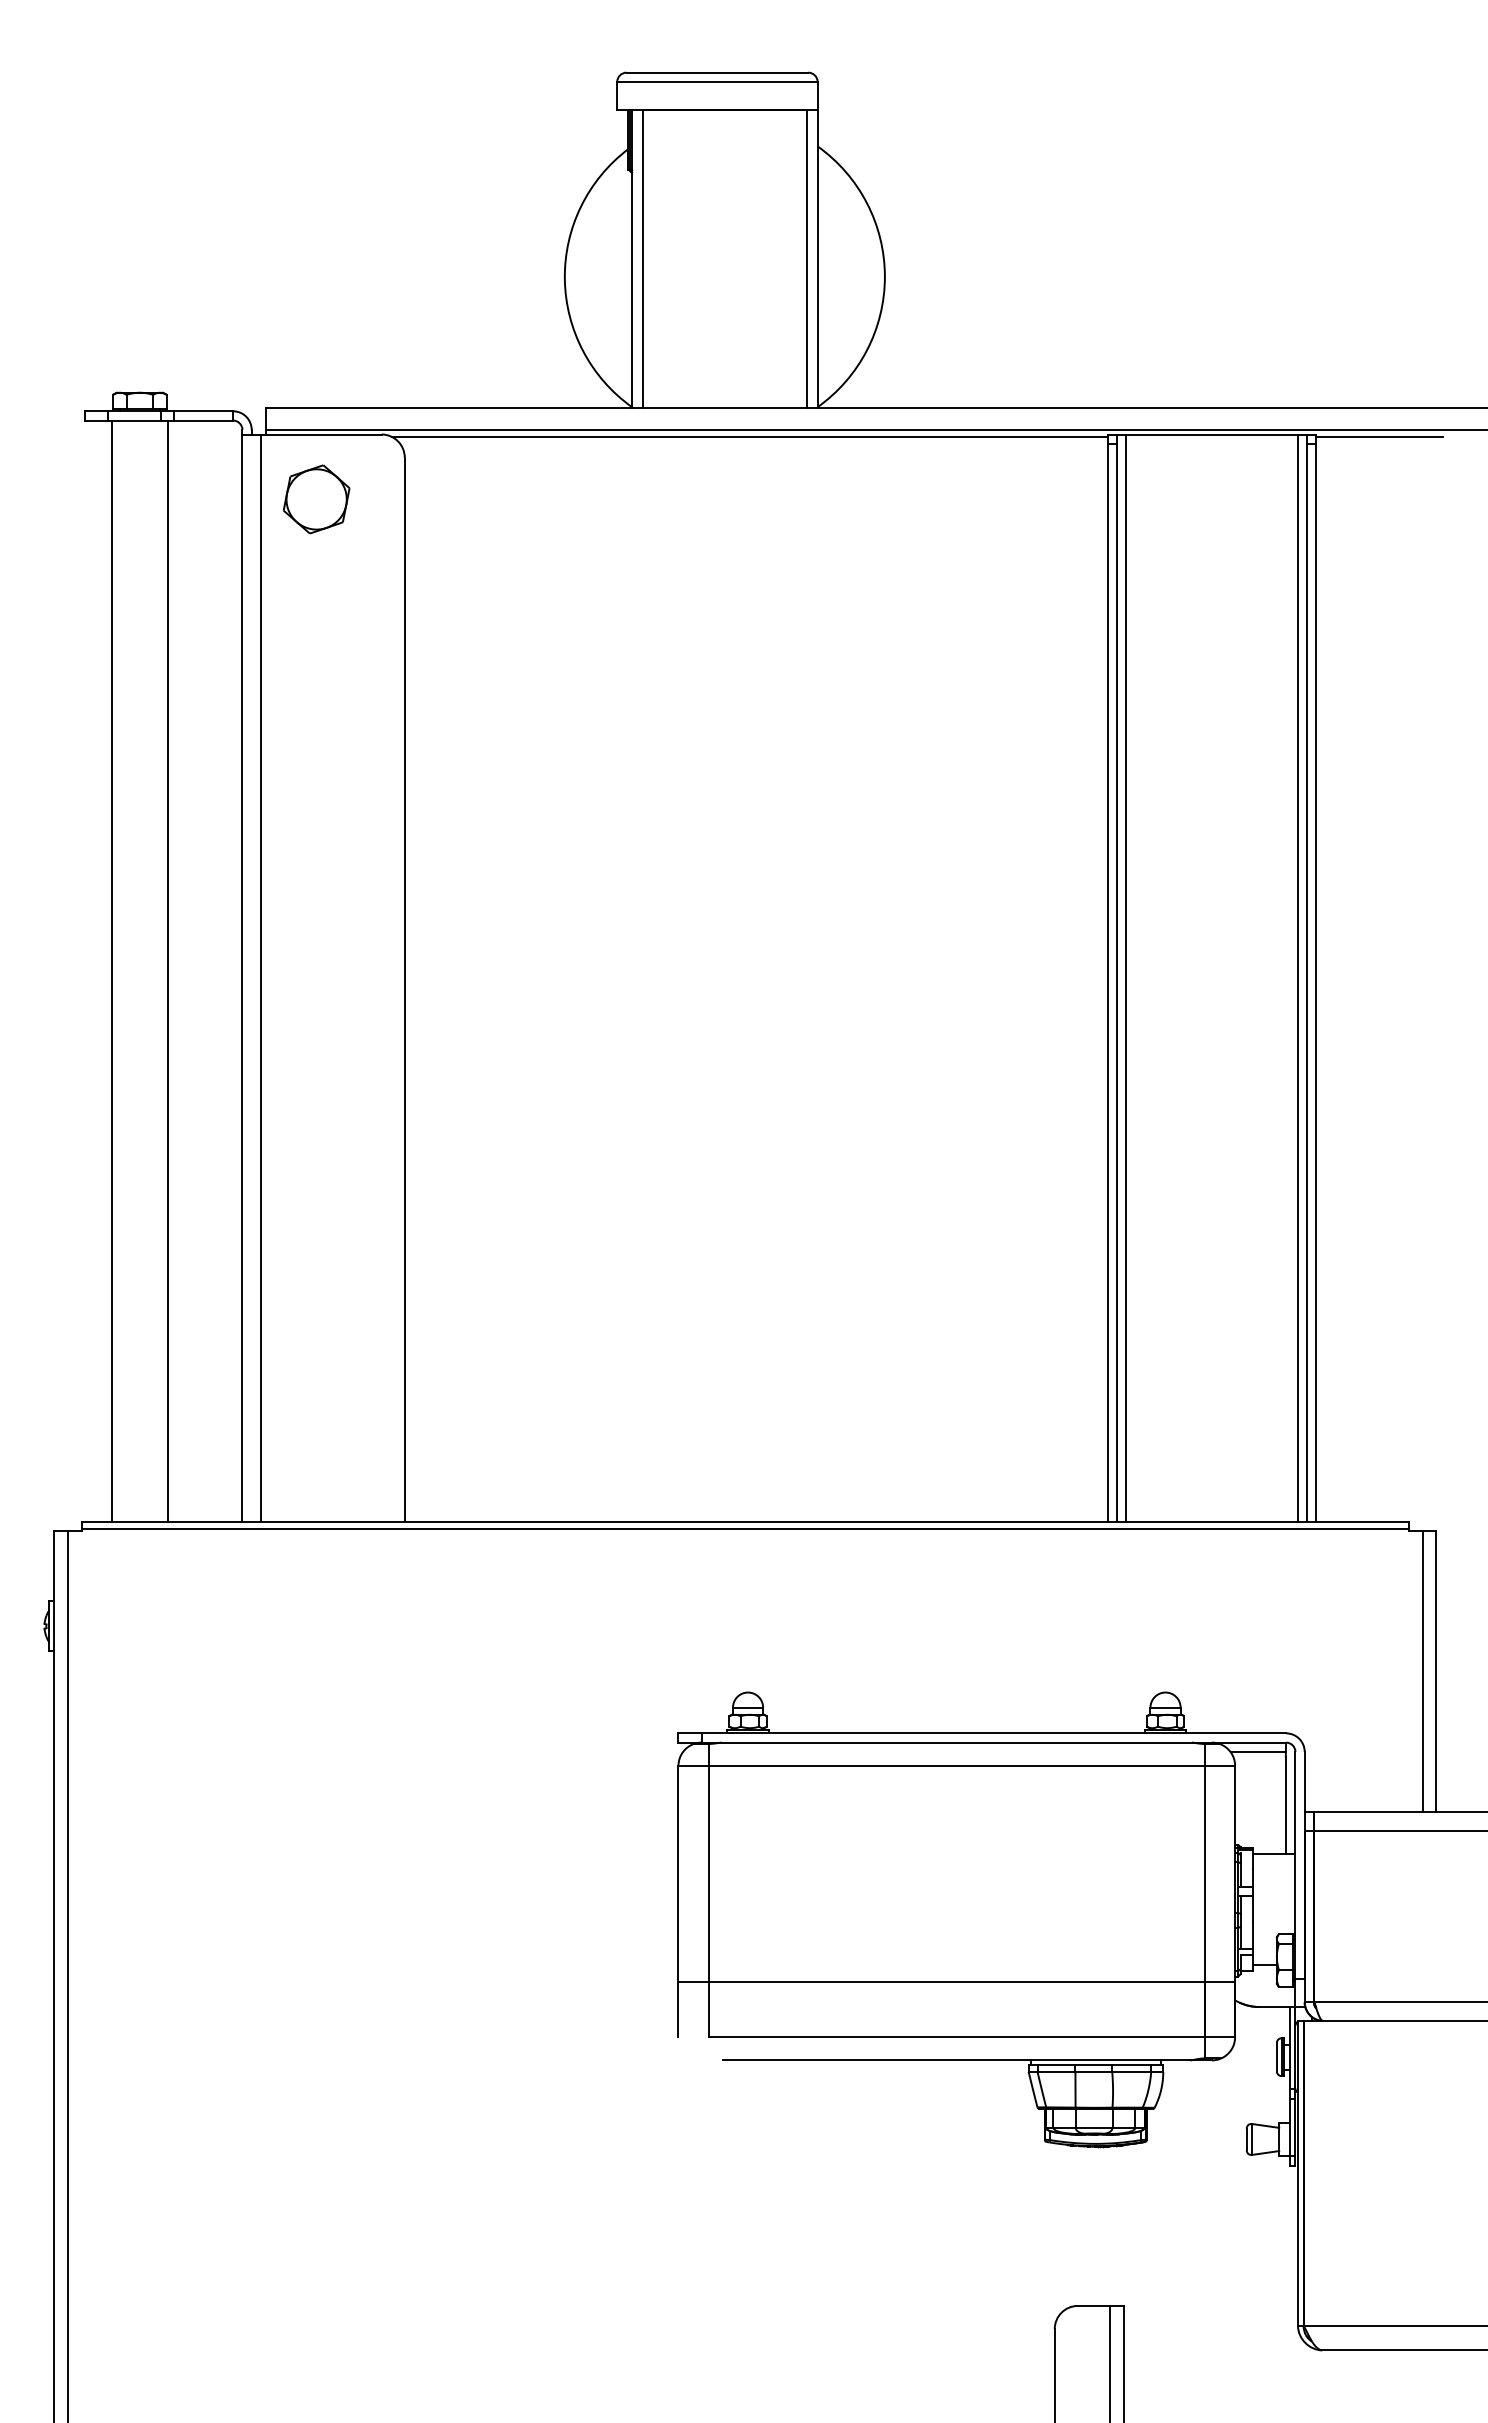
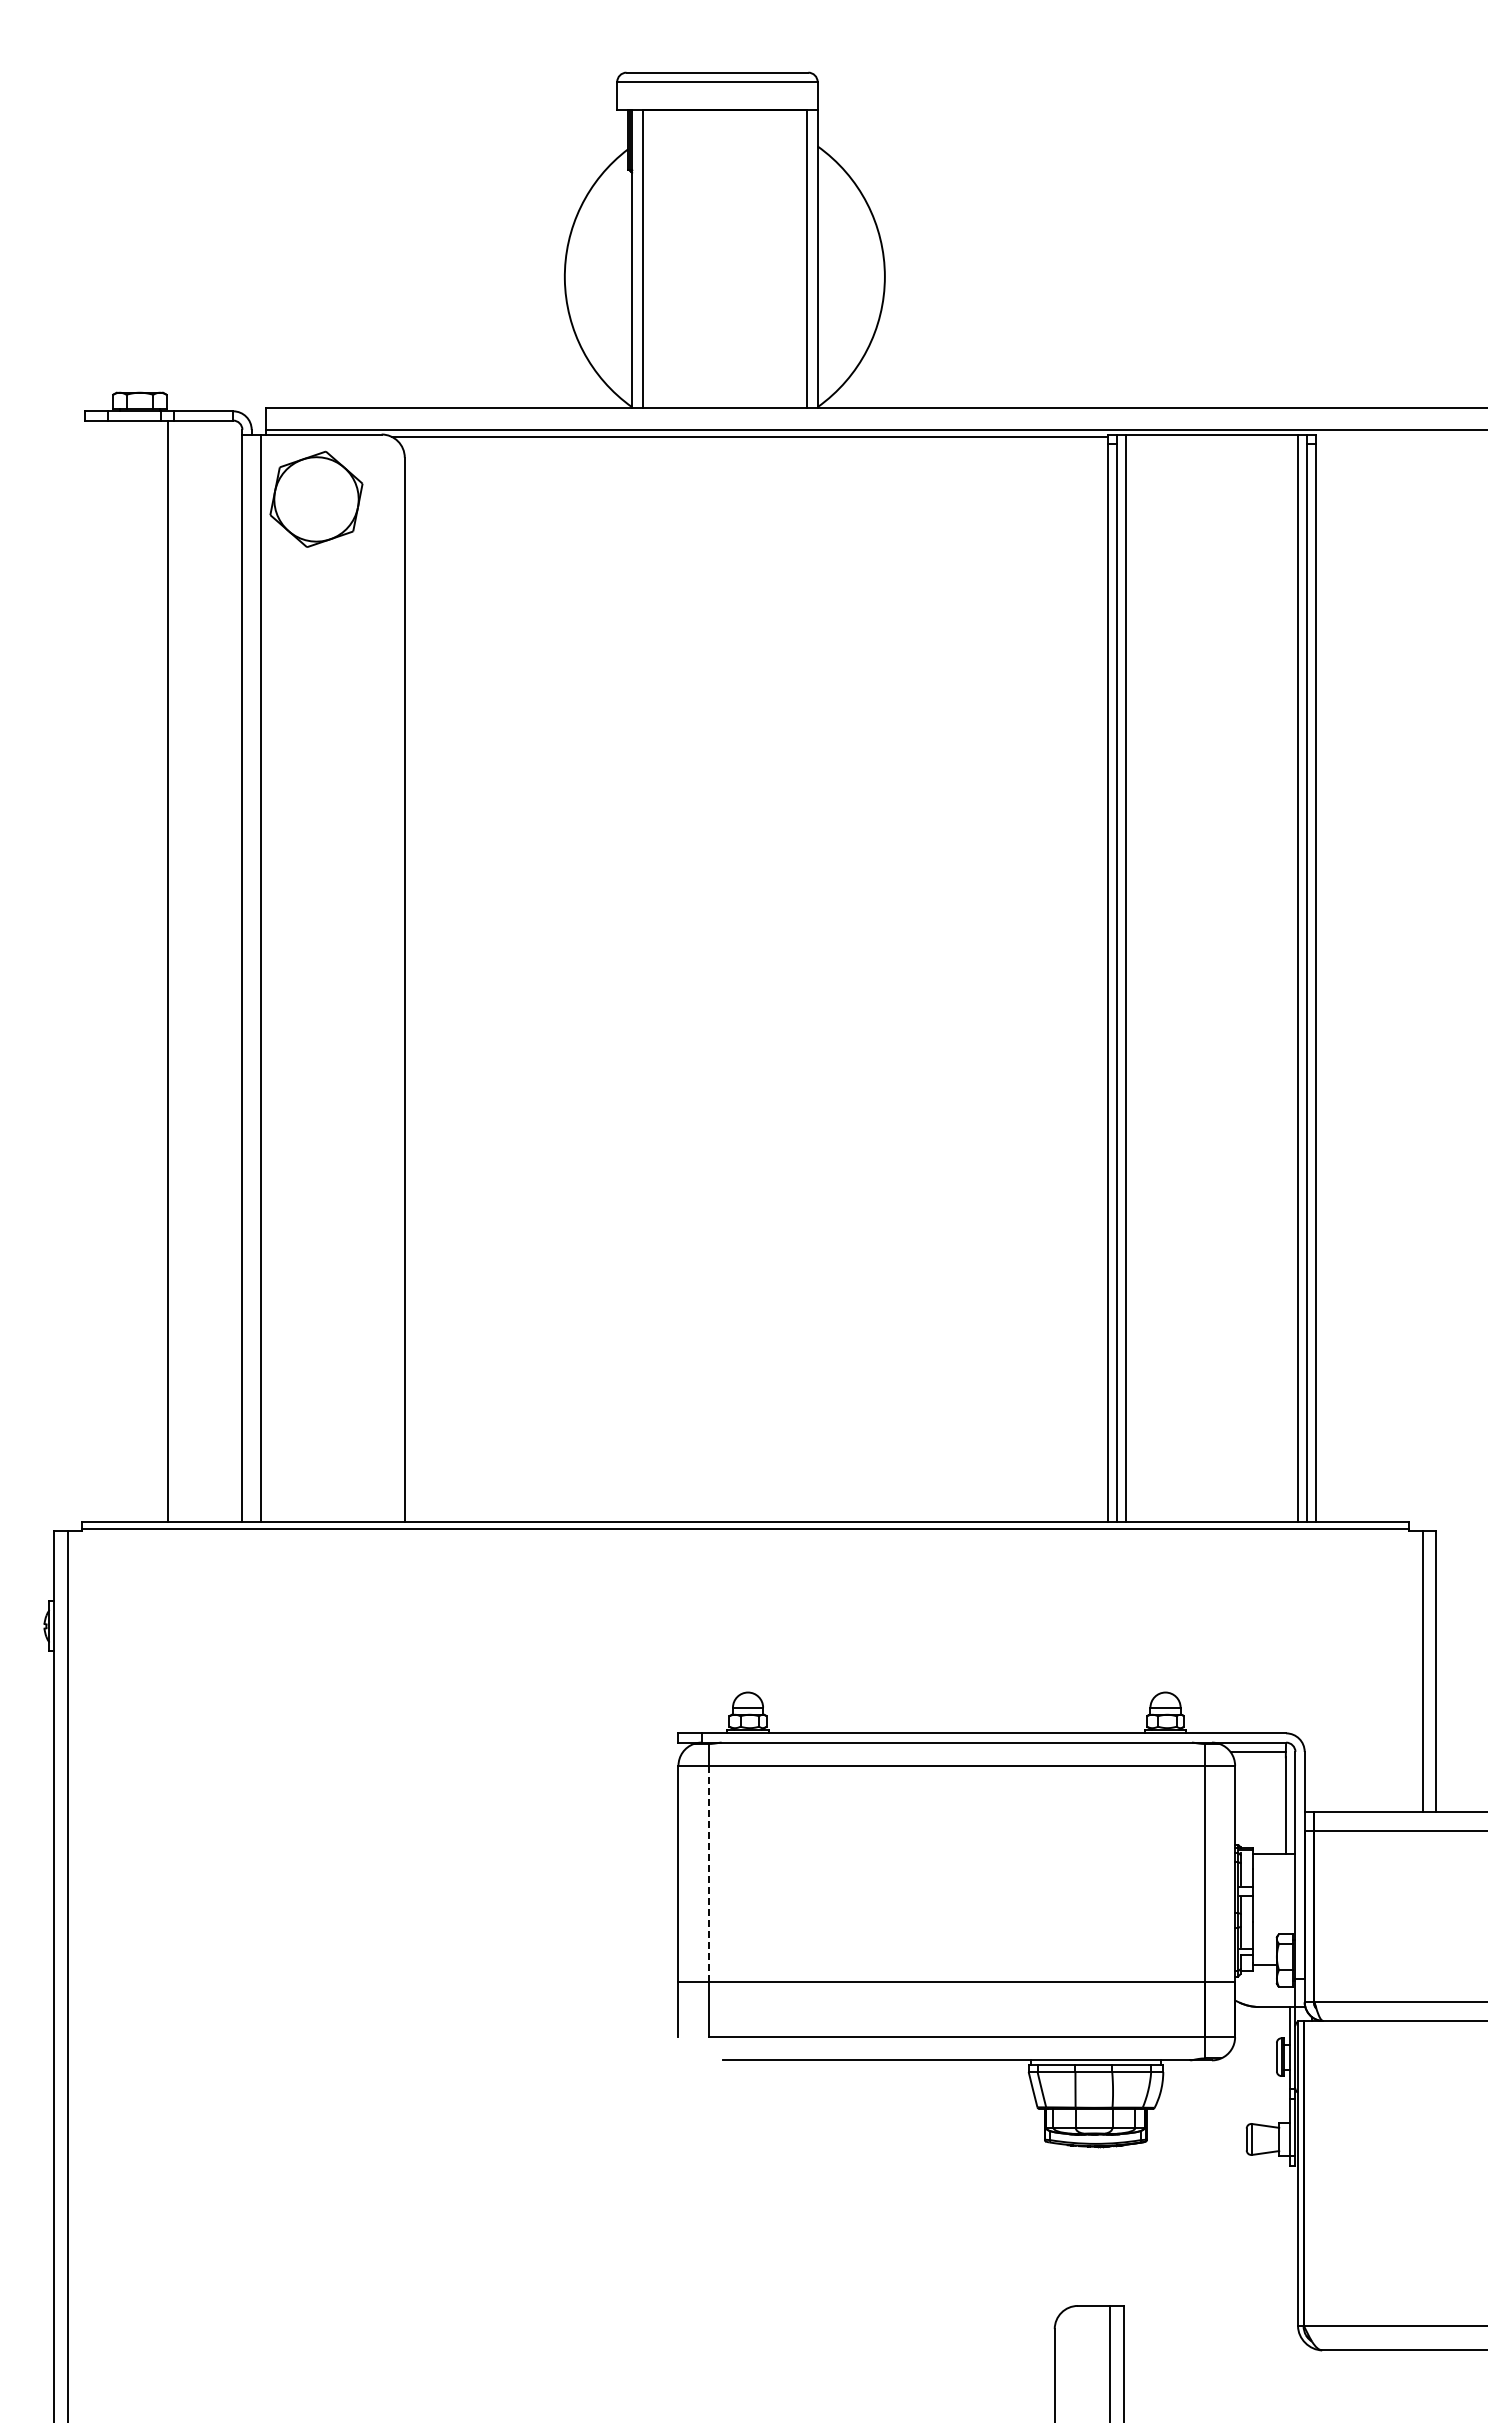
line: present -> none (1379, 437)
part size: 68x71 px -> 95x98 px (316, 498)
line: present -> none (112, 970)
line: solid -> dashed (708, 1873)
